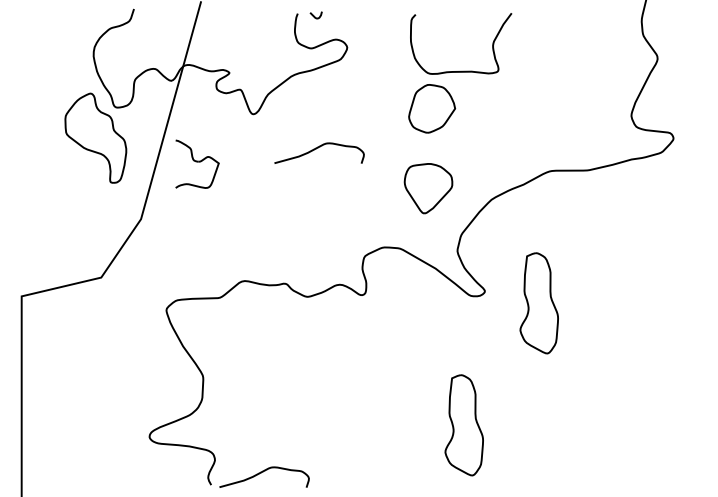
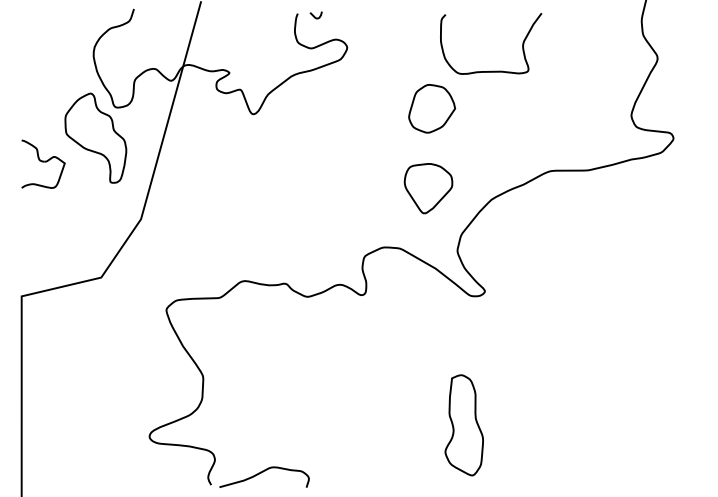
curve position: (461, 70) -> (491, 70) (491, 70)
curve: present -> none (318, 148)
part position: (197, 163) -> (43, 163) (43, 163)
part: present -> none (538, 303)
